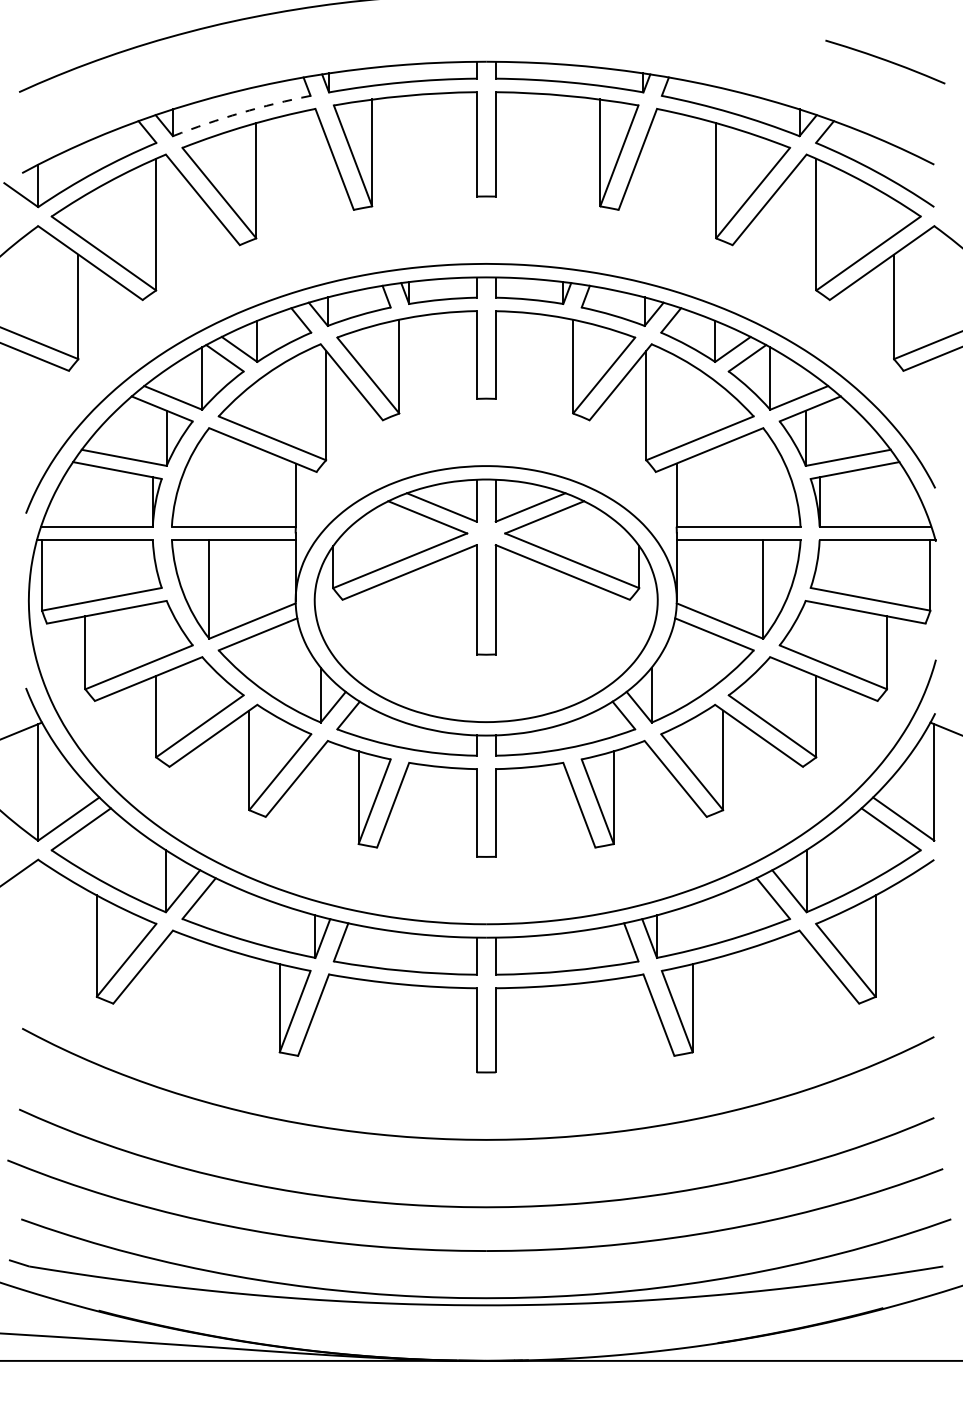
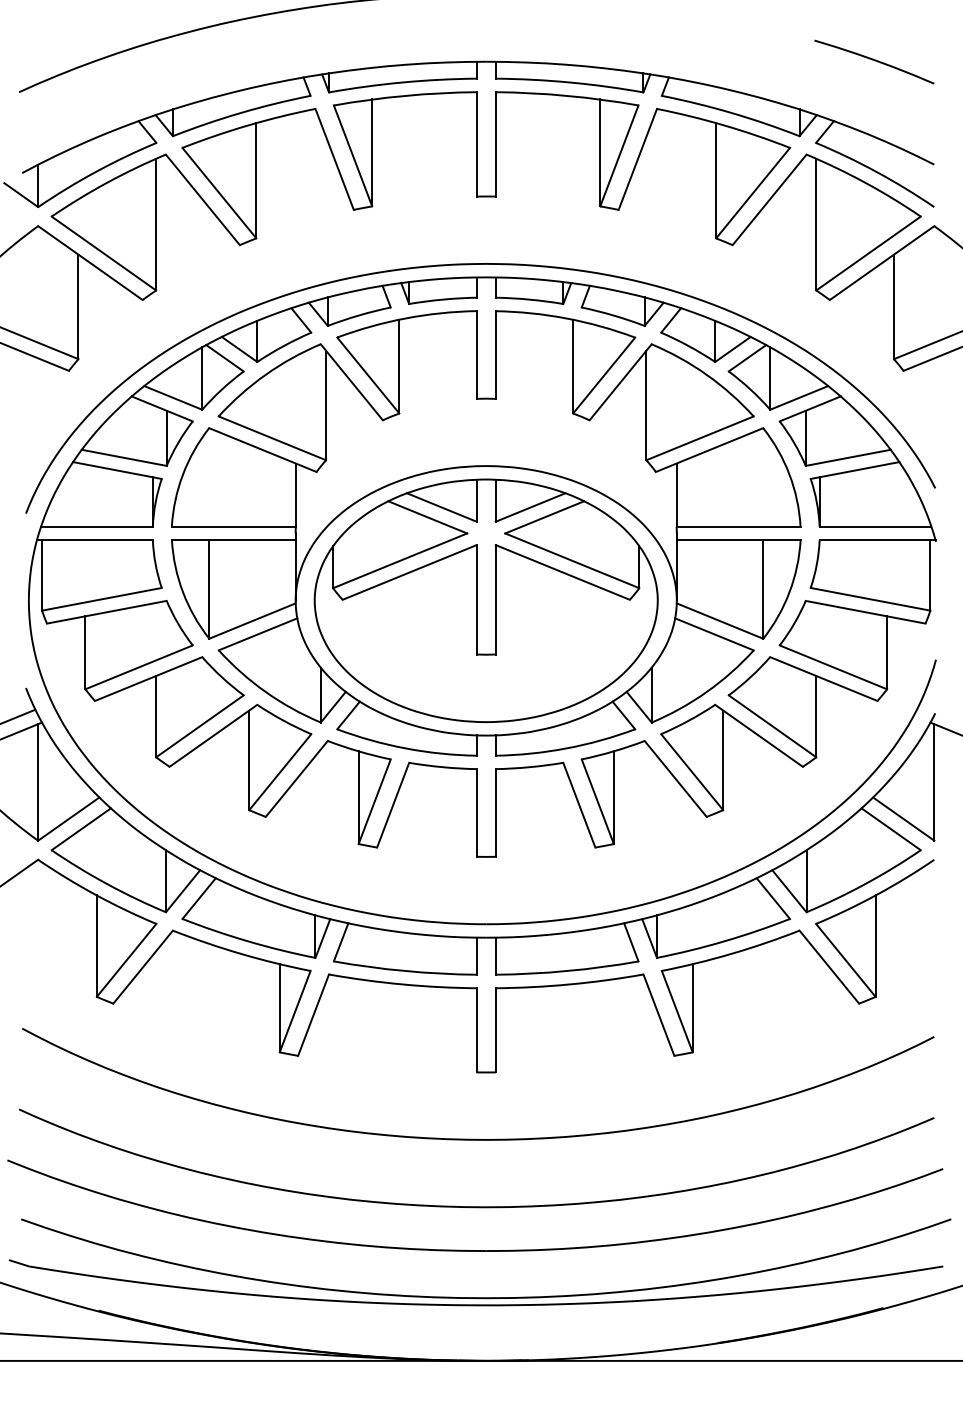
curve position: (885, 61) -> (874, 61) (874, 61)
arc: dashed -> solid (240, 113)
line: none -> present (18, 716)
